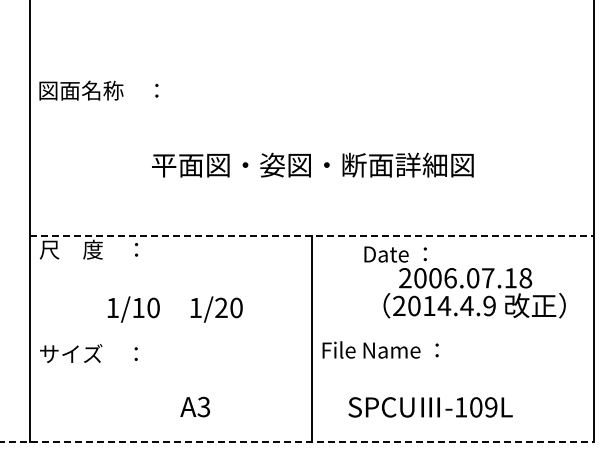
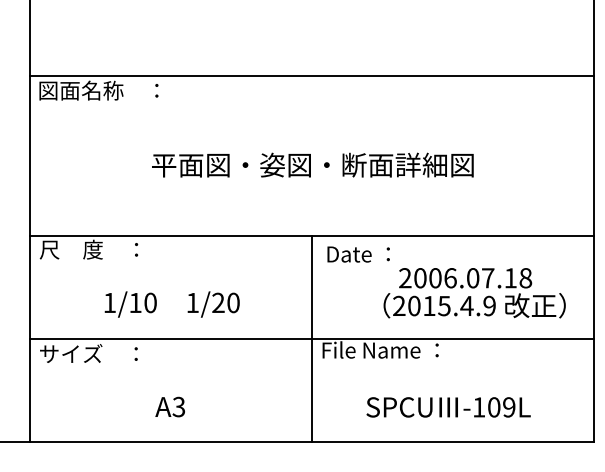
line: none -> present (311, 76)
line: dashed -> solid (312, 235)
text position: (395, 254) -> (358, 254) (358, 254)
text: 2014.4.9 -> 2015.4.9 (444, 306)
text position: (174, 309) -> (171, 304) (171, 304)
line: none -> present (311, 338)
text position: (194, 406) -> (169, 406) (169, 406)
text position: (430, 407) -> (448, 407) (448, 407)
line: dashed -> solid (297, 442)
